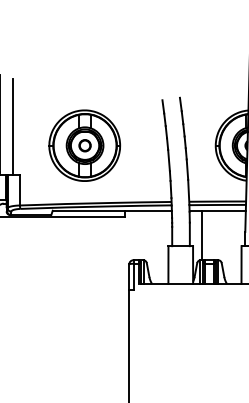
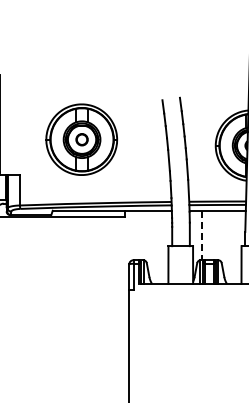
line: present -> none (12, 127)
part position: (84, 145) -> (81, 139) (81, 139)
line: solid -> dashed (202, 235)
